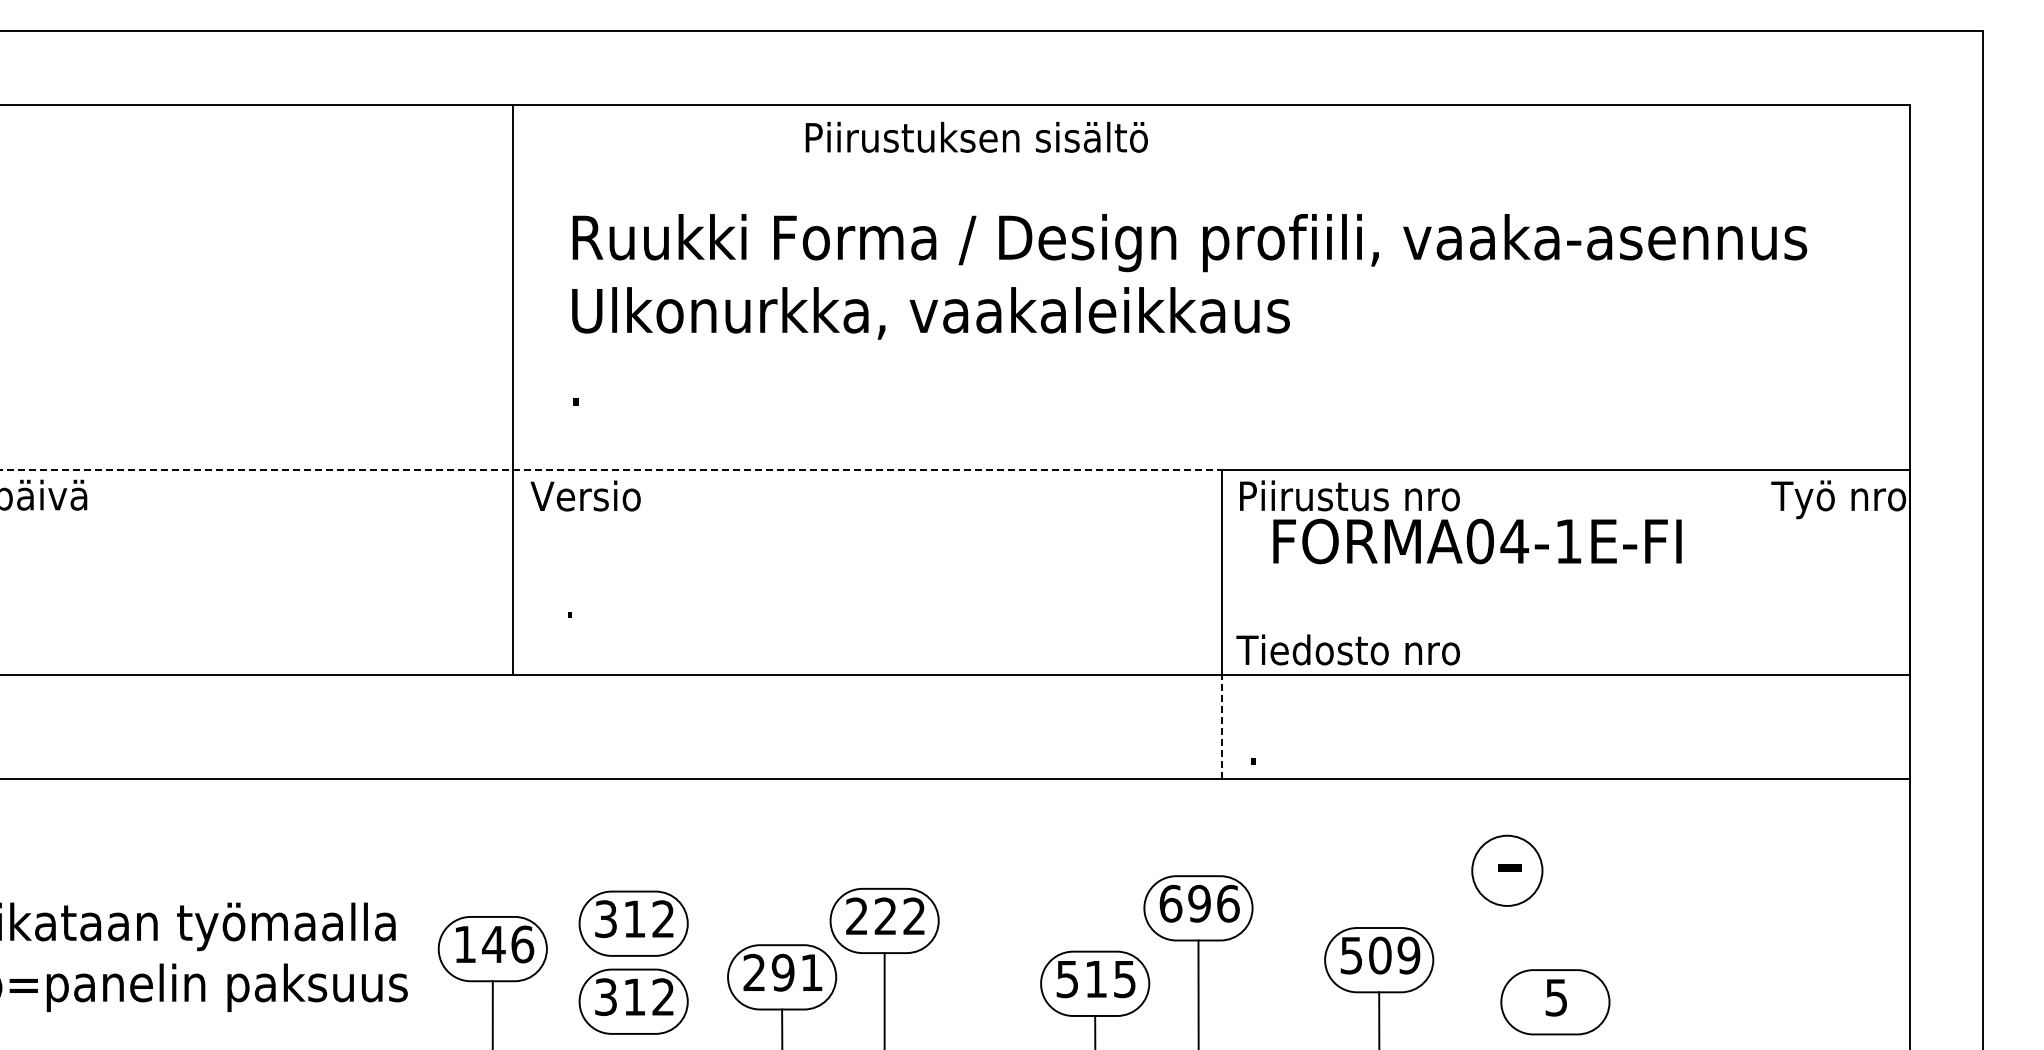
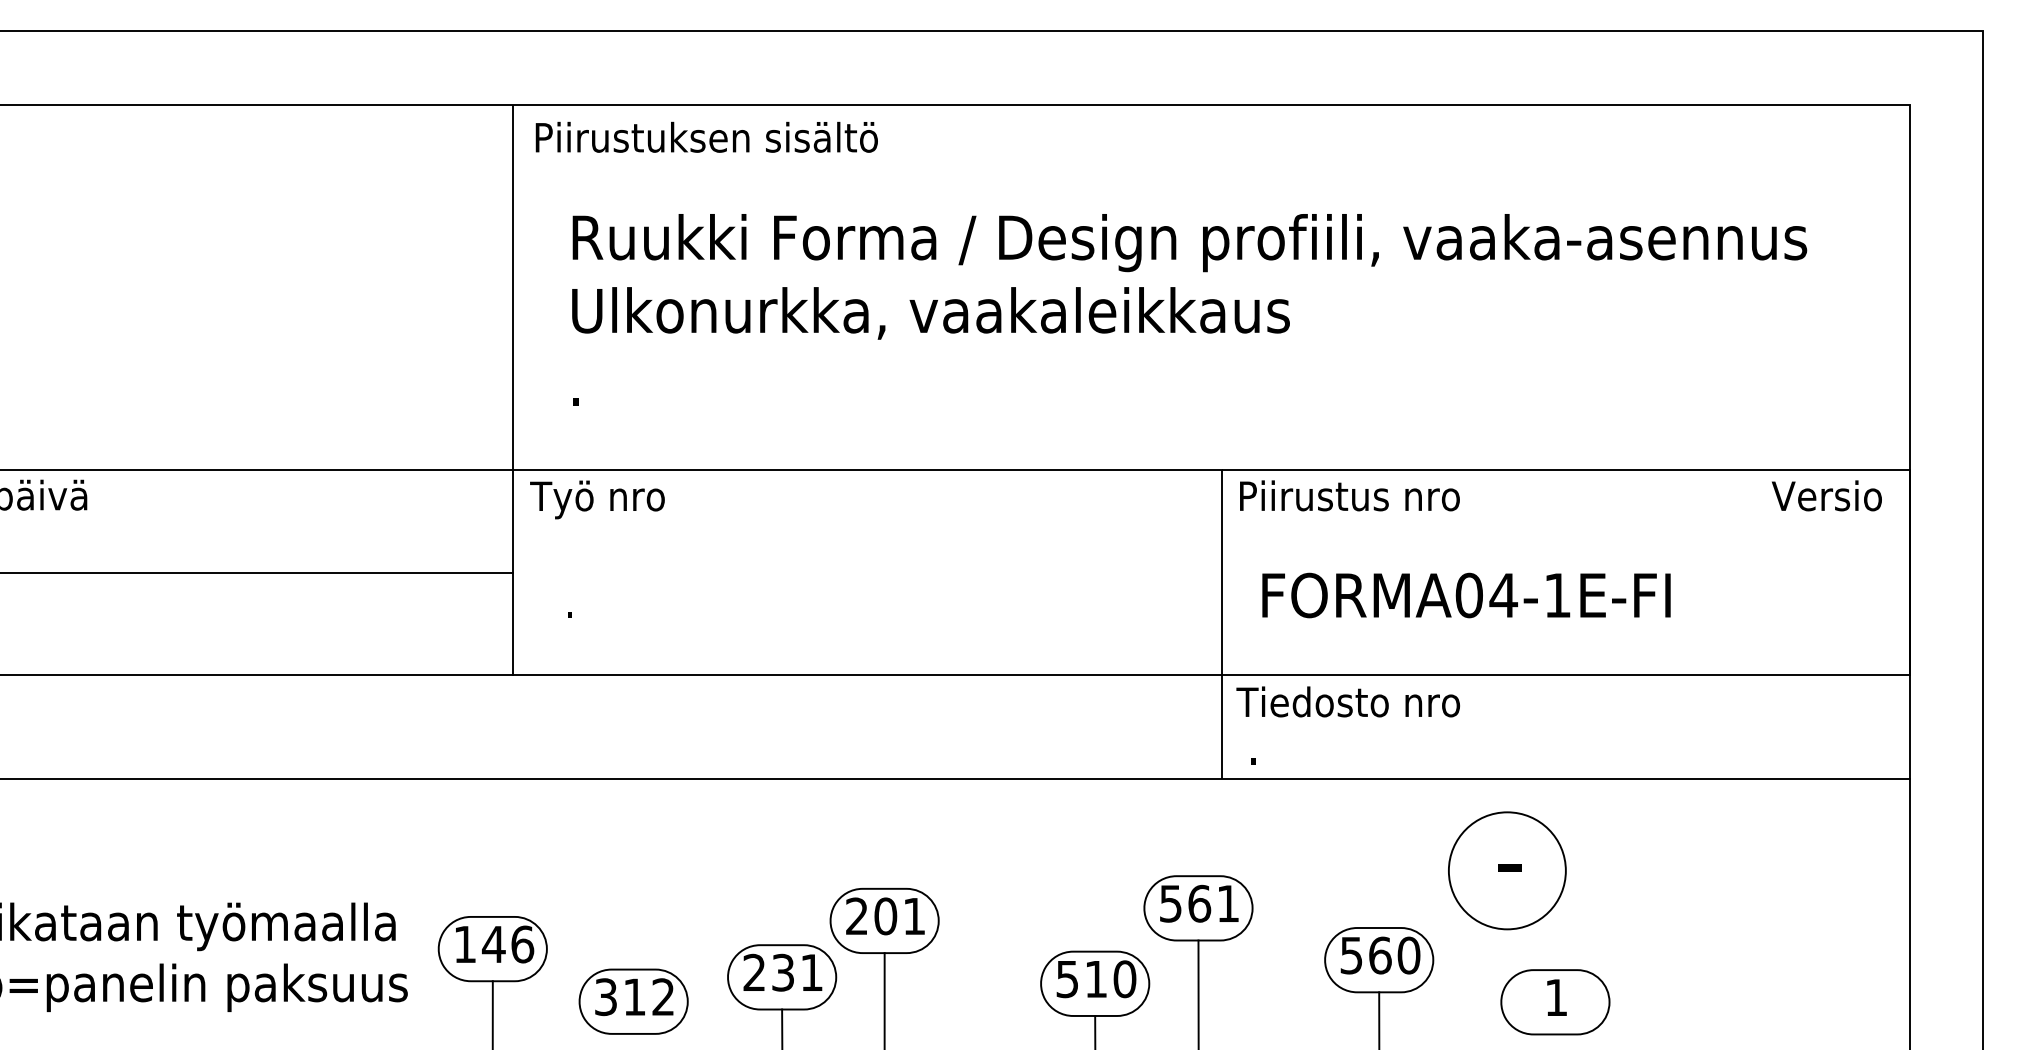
text position: (976, 136) -> (706, 136) (706, 136)
line: dashed -> solid (611, 470)
text: Versio -> Työ nro (597, 499)
text: Työ nro -> Versio (1838, 499)
text position: (1477, 541) -> (1466, 595) (1466, 595)
line: none -> present (257, 572)
text position: (1347, 649) -> (1347, 701) (1347, 701)
line: dashed -> solid (1222, 726)
circle diameter: 70 px -> 117 px (1506, 870)
text: 696 -> 561 (1199, 903)
text: 222 -> 201 (899, 916)
part: present -> none (633, 923)
text: 509 -> 560 (1394, 955)
text: 291 -> 231 (782, 972)
text: 515 -> 510 (1124, 979)
text: 5 -> 1 (1555, 997)
